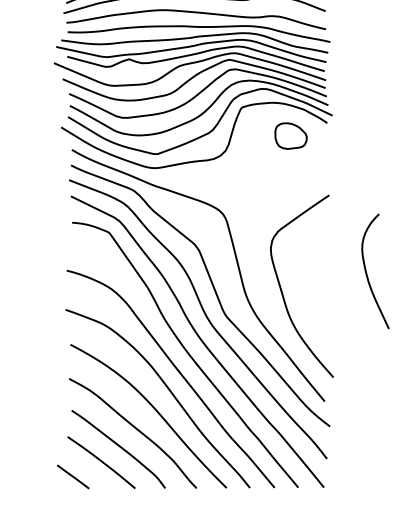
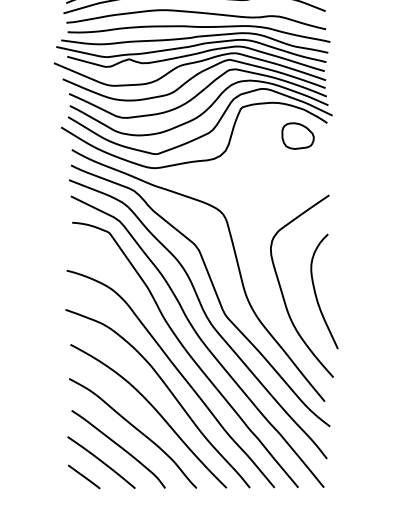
part position: (290, 135) -> (297, 135) (297, 135)
curve position: (367, 273) -> (316, 293) (316, 293)
line position: (73, 476) -> (84, 476) (84, 476)
